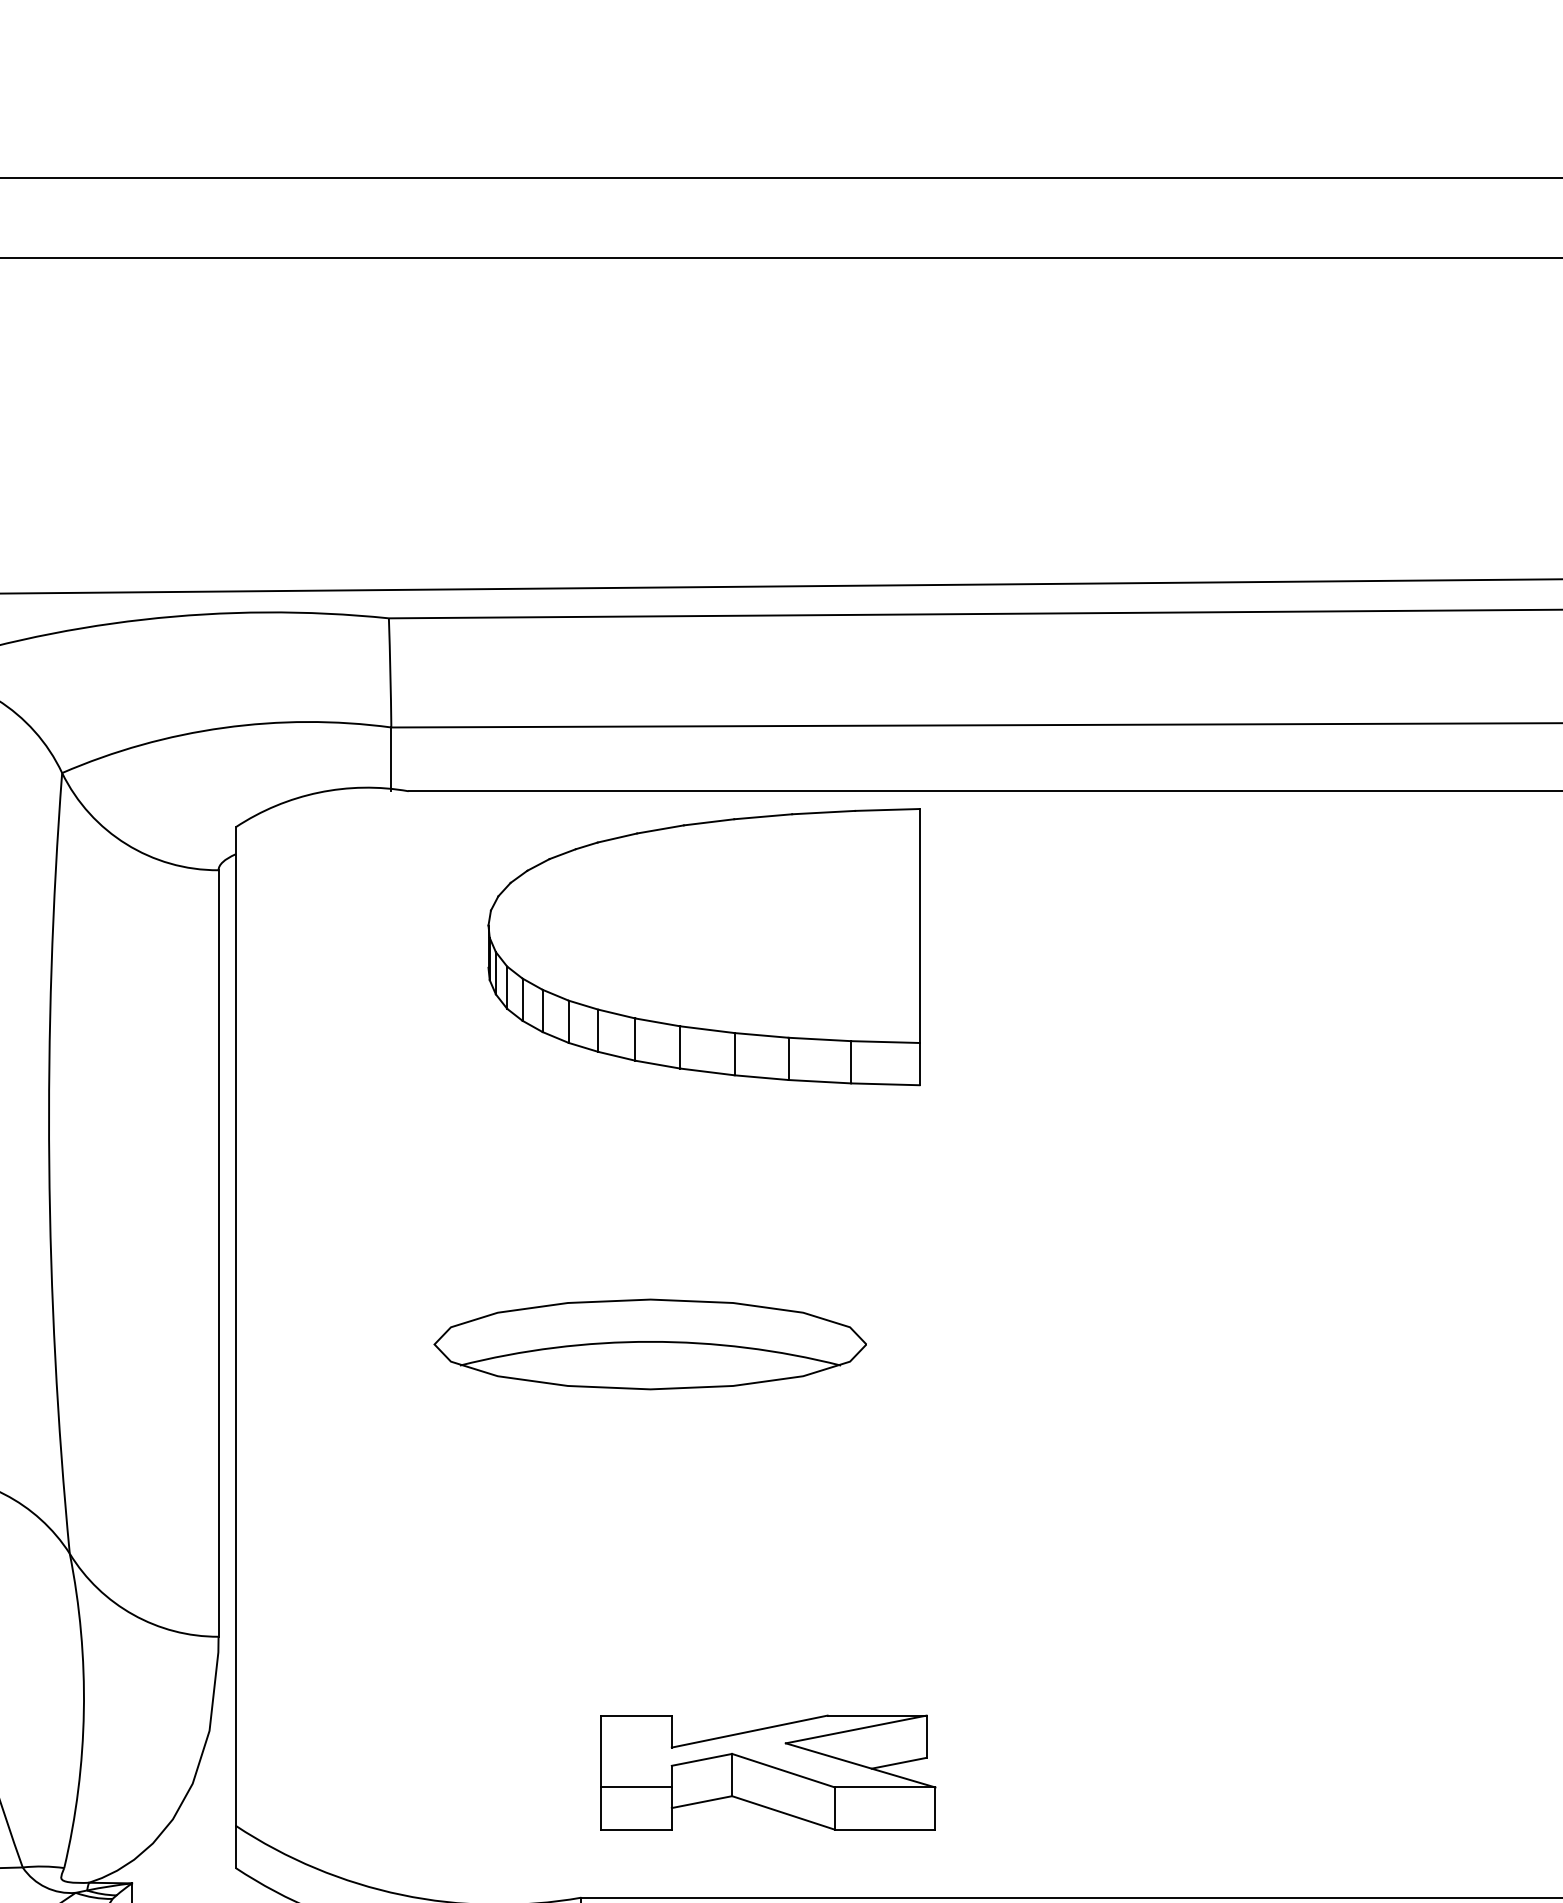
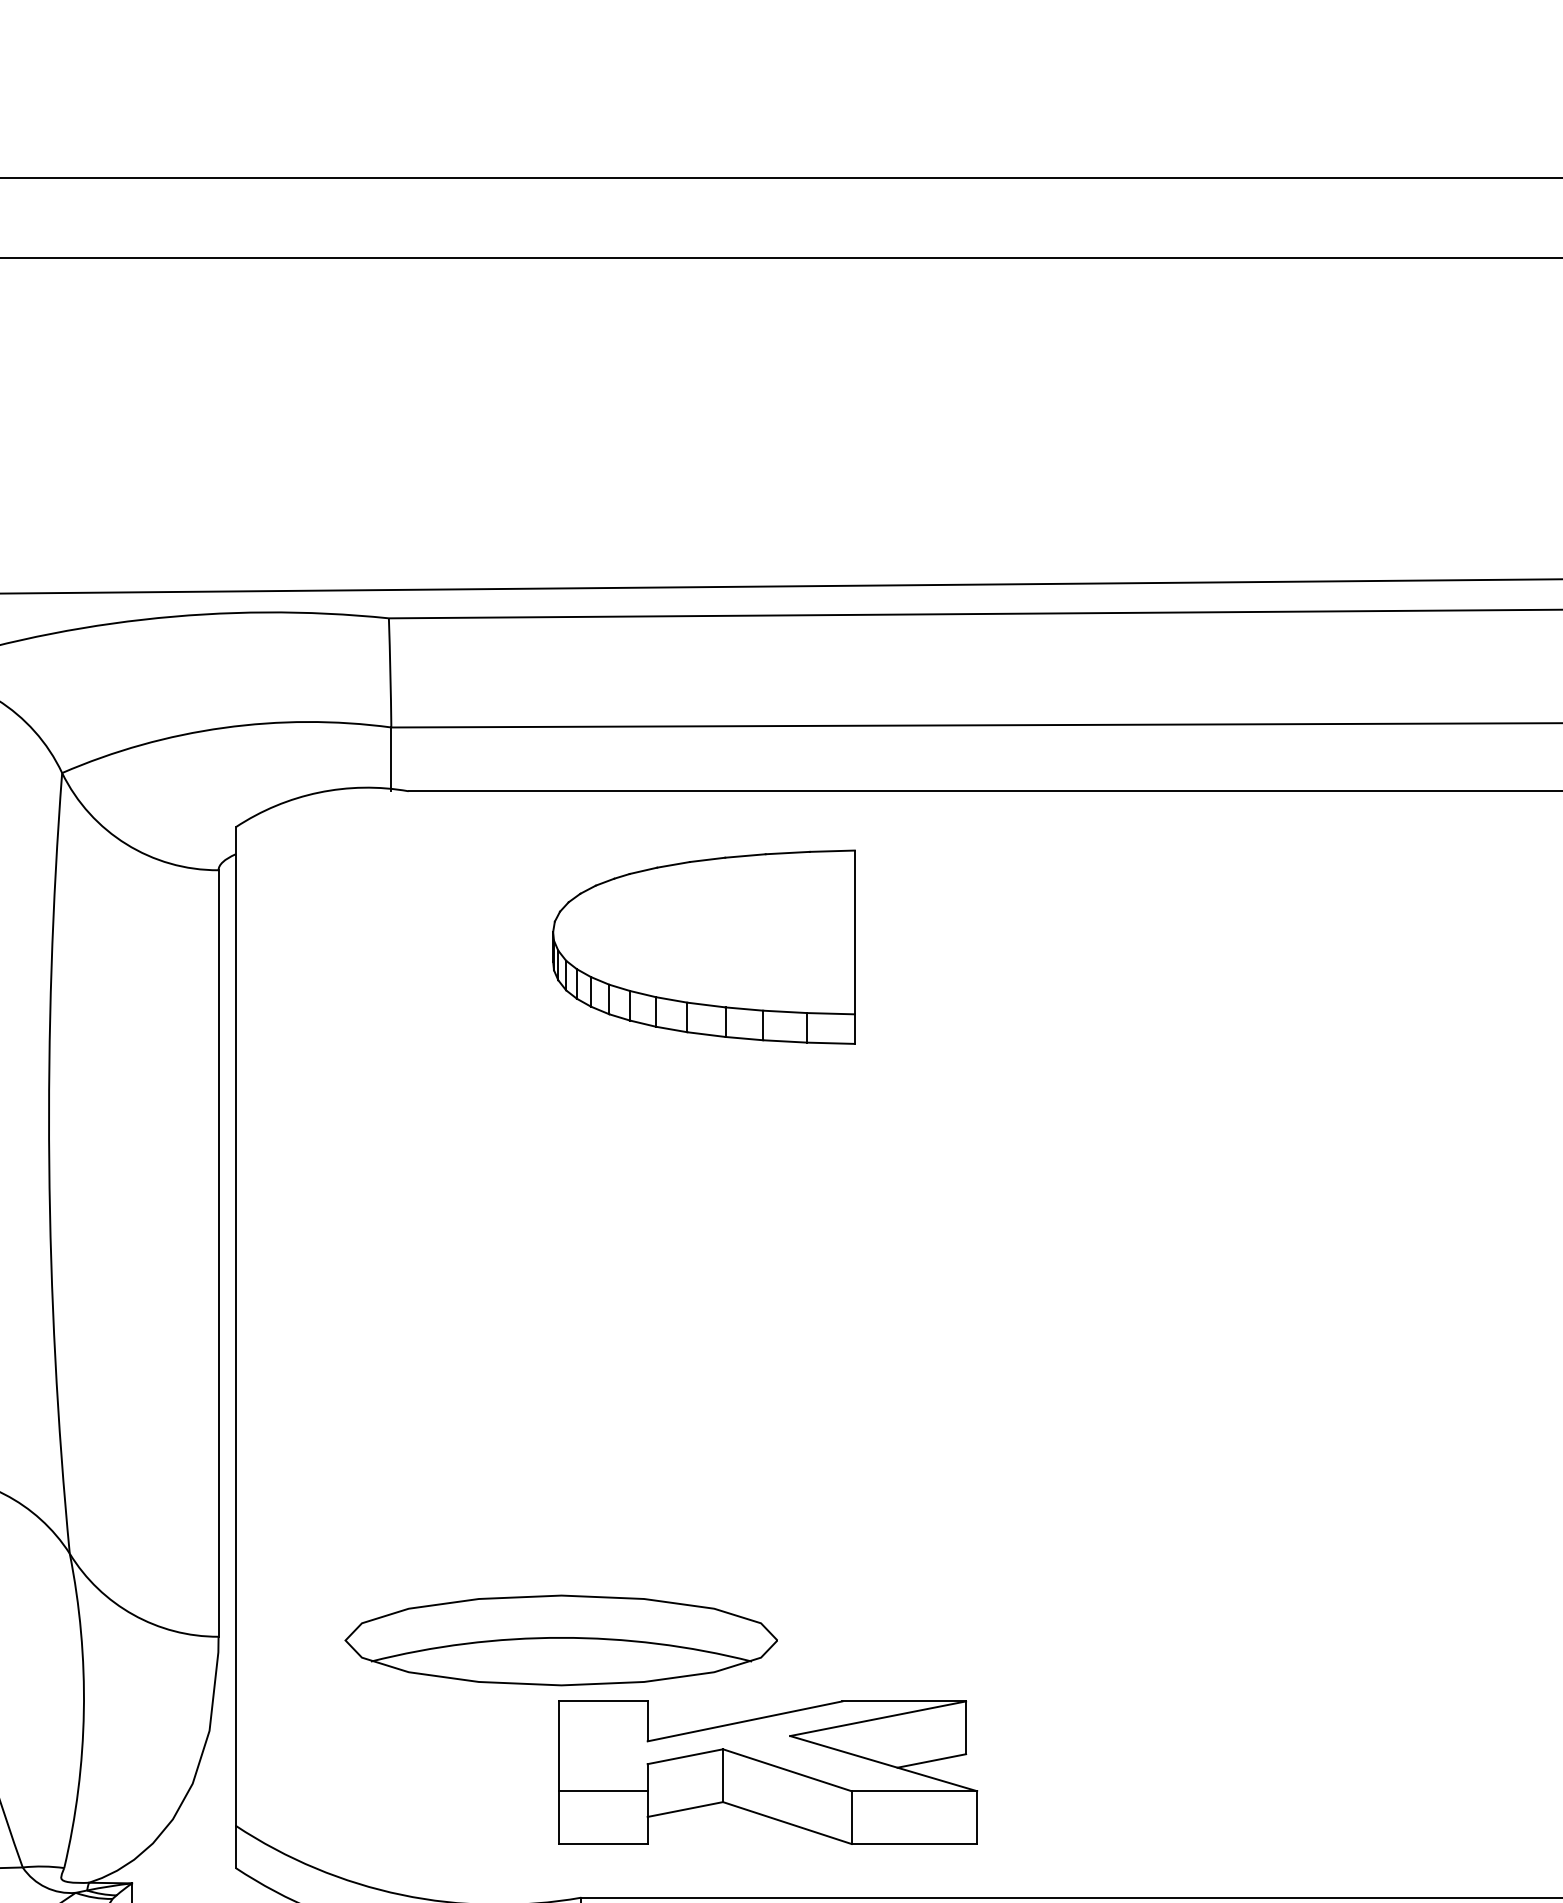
part size: 434x279 px -> 304x196 px (703, 946)
part position: (649, 1344) -> (560, 1640) (560, 1640)
part size: 337x117 px -> 421x145 px (768, 1772)
